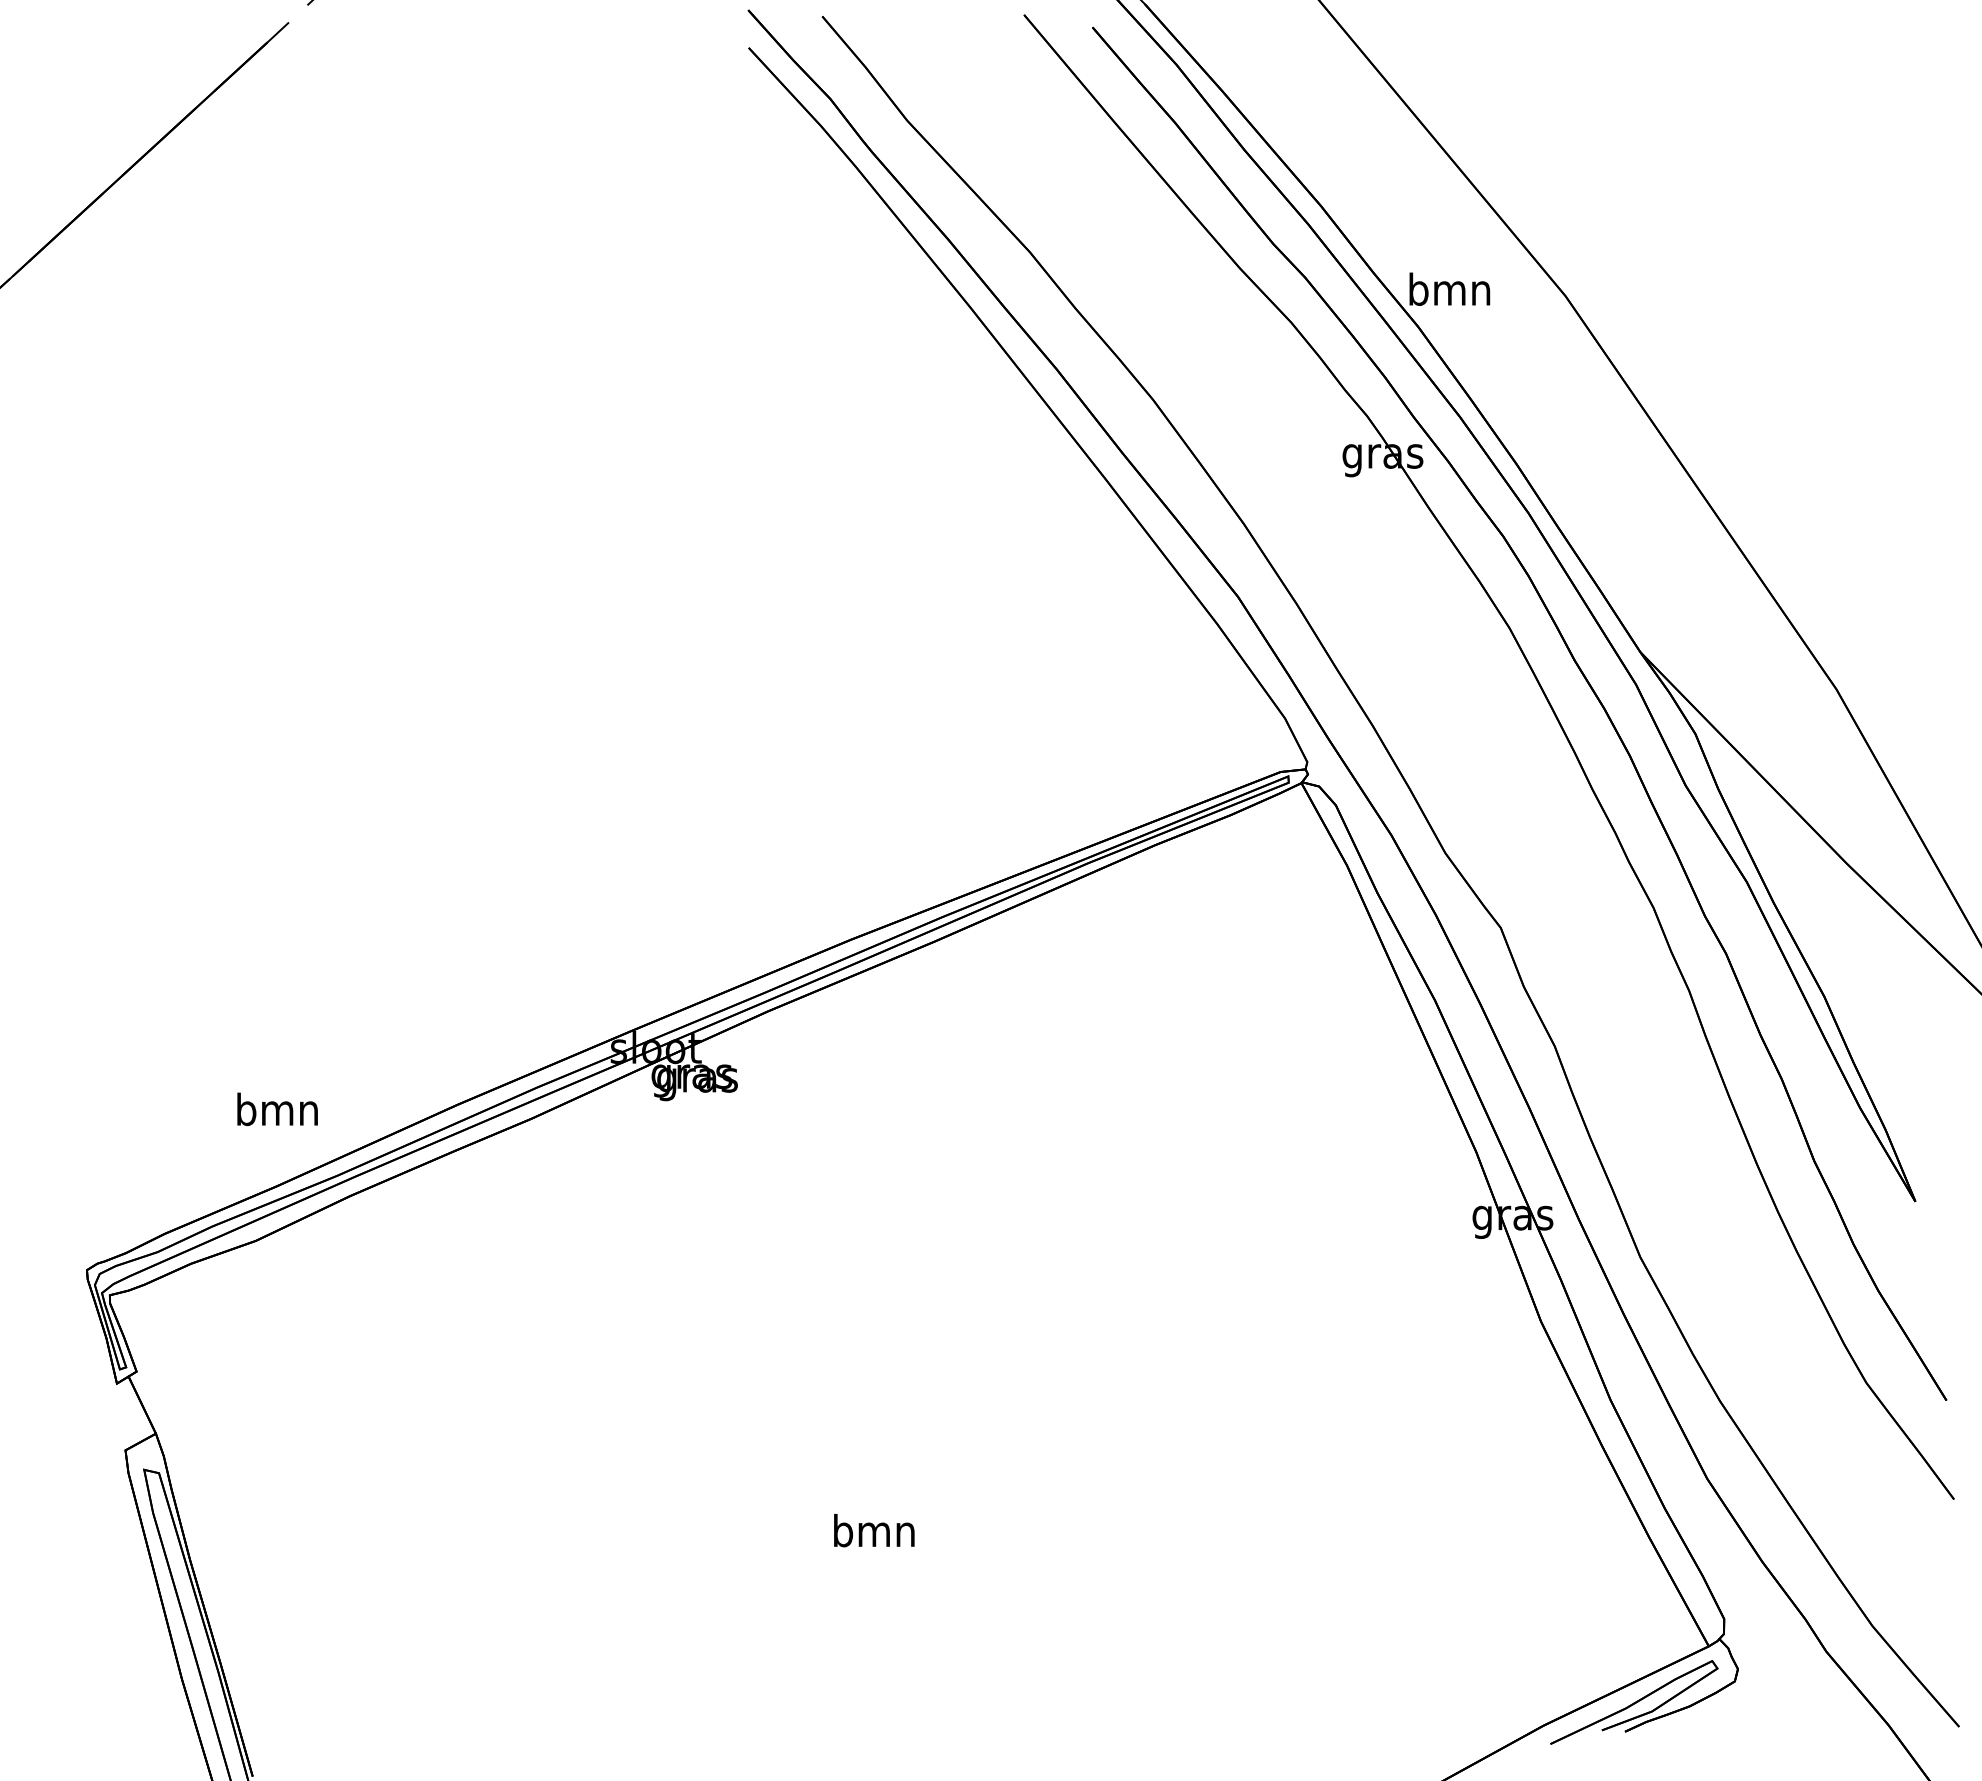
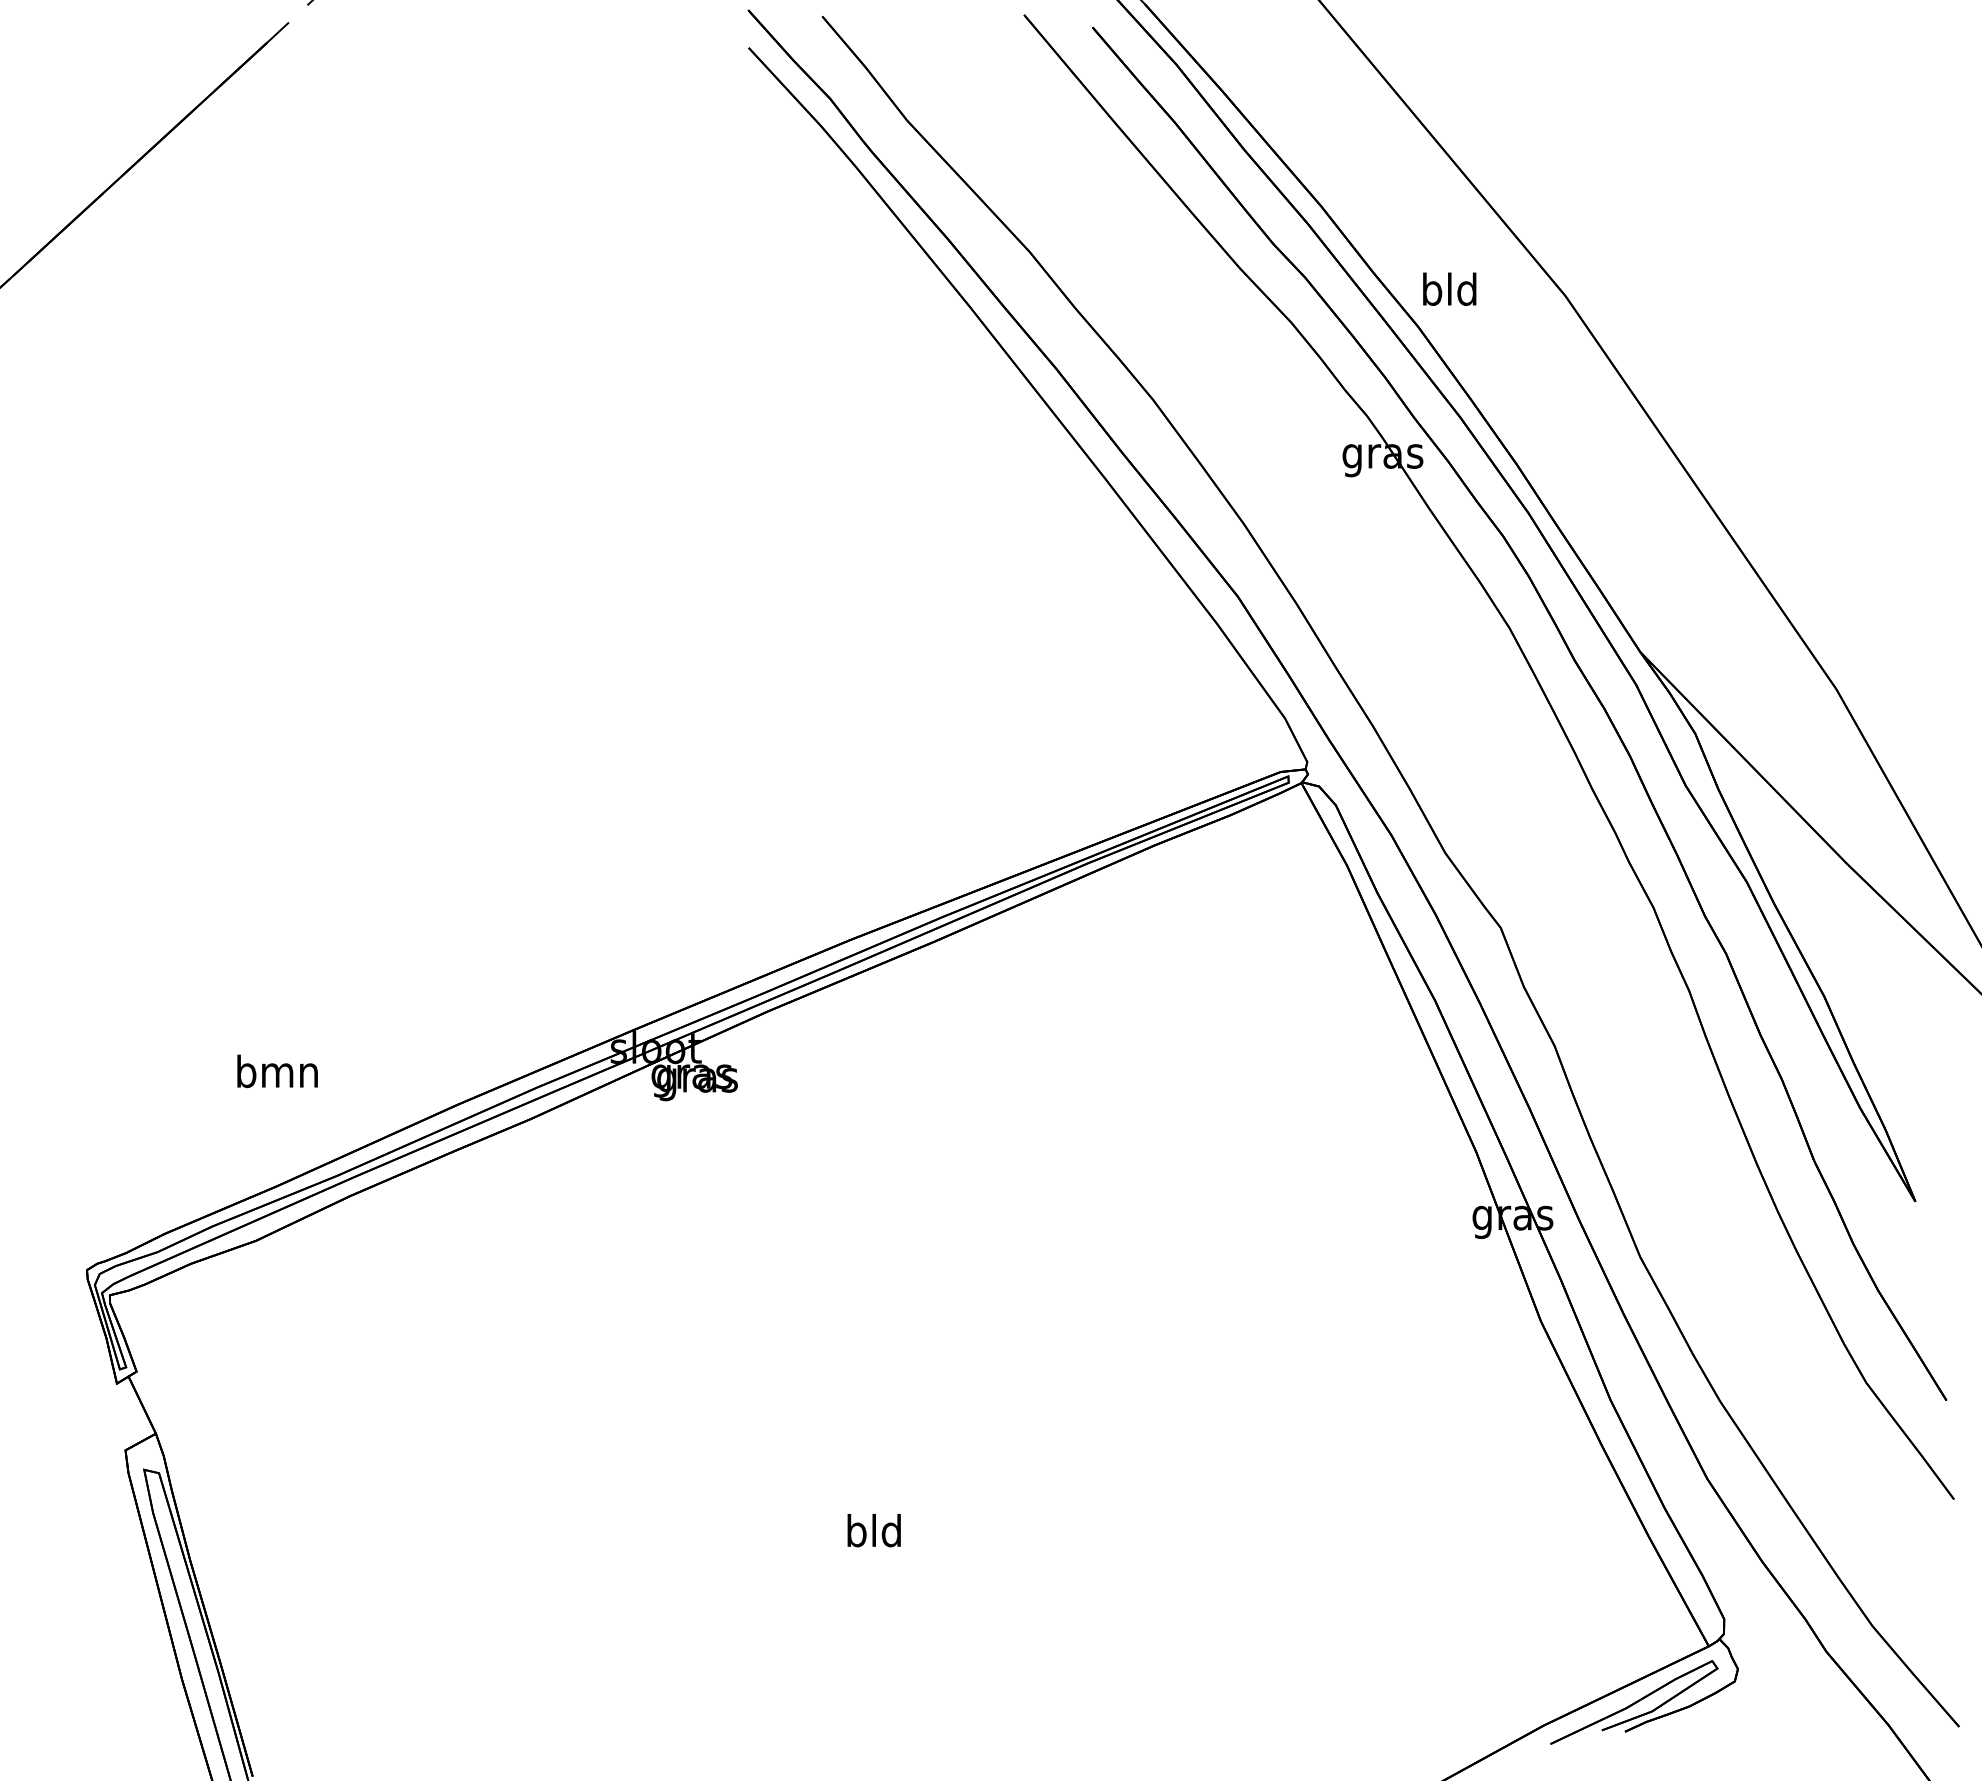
text: bmn -> bld (1449, 288)
text position: (277, 1109) -> (277, 1071) (277, 1071)
text: bmn -> bld (874, 1530)
